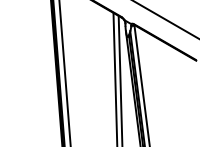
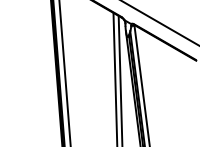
line position: (165, 19) -> (159, 23) (159, 23)
